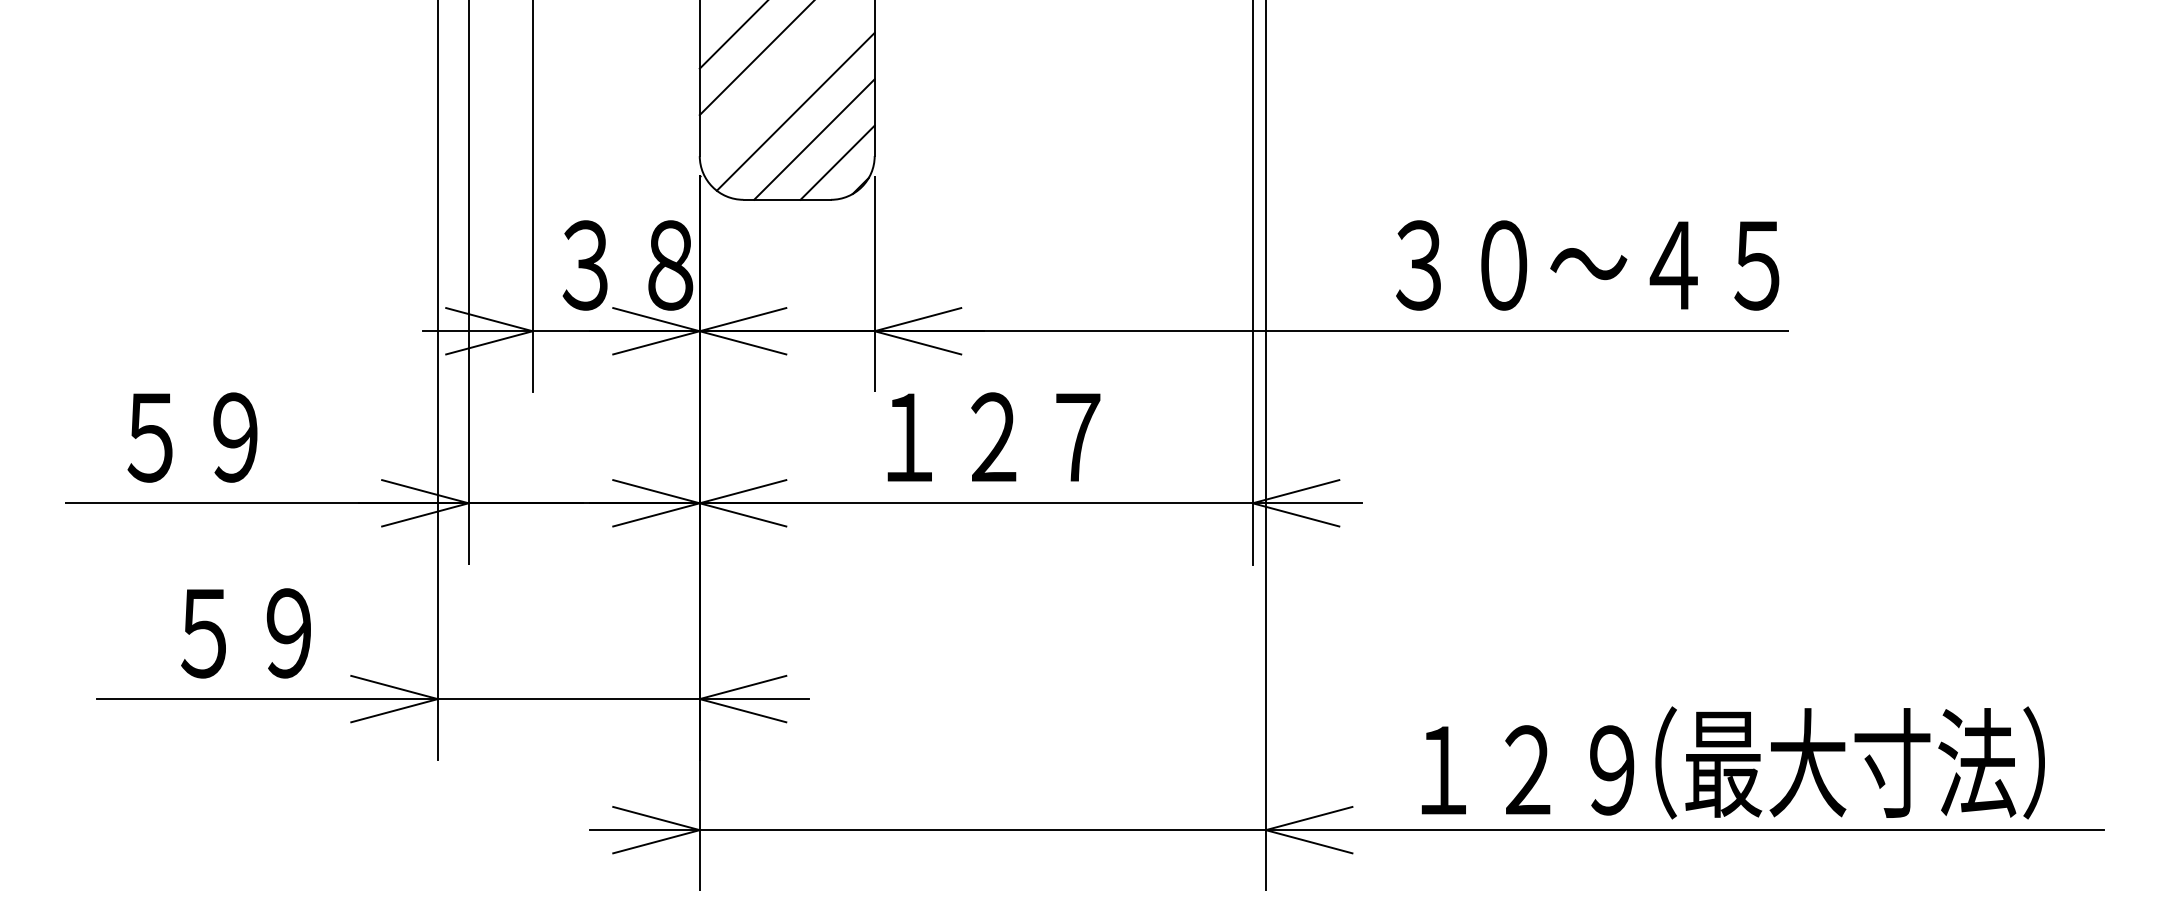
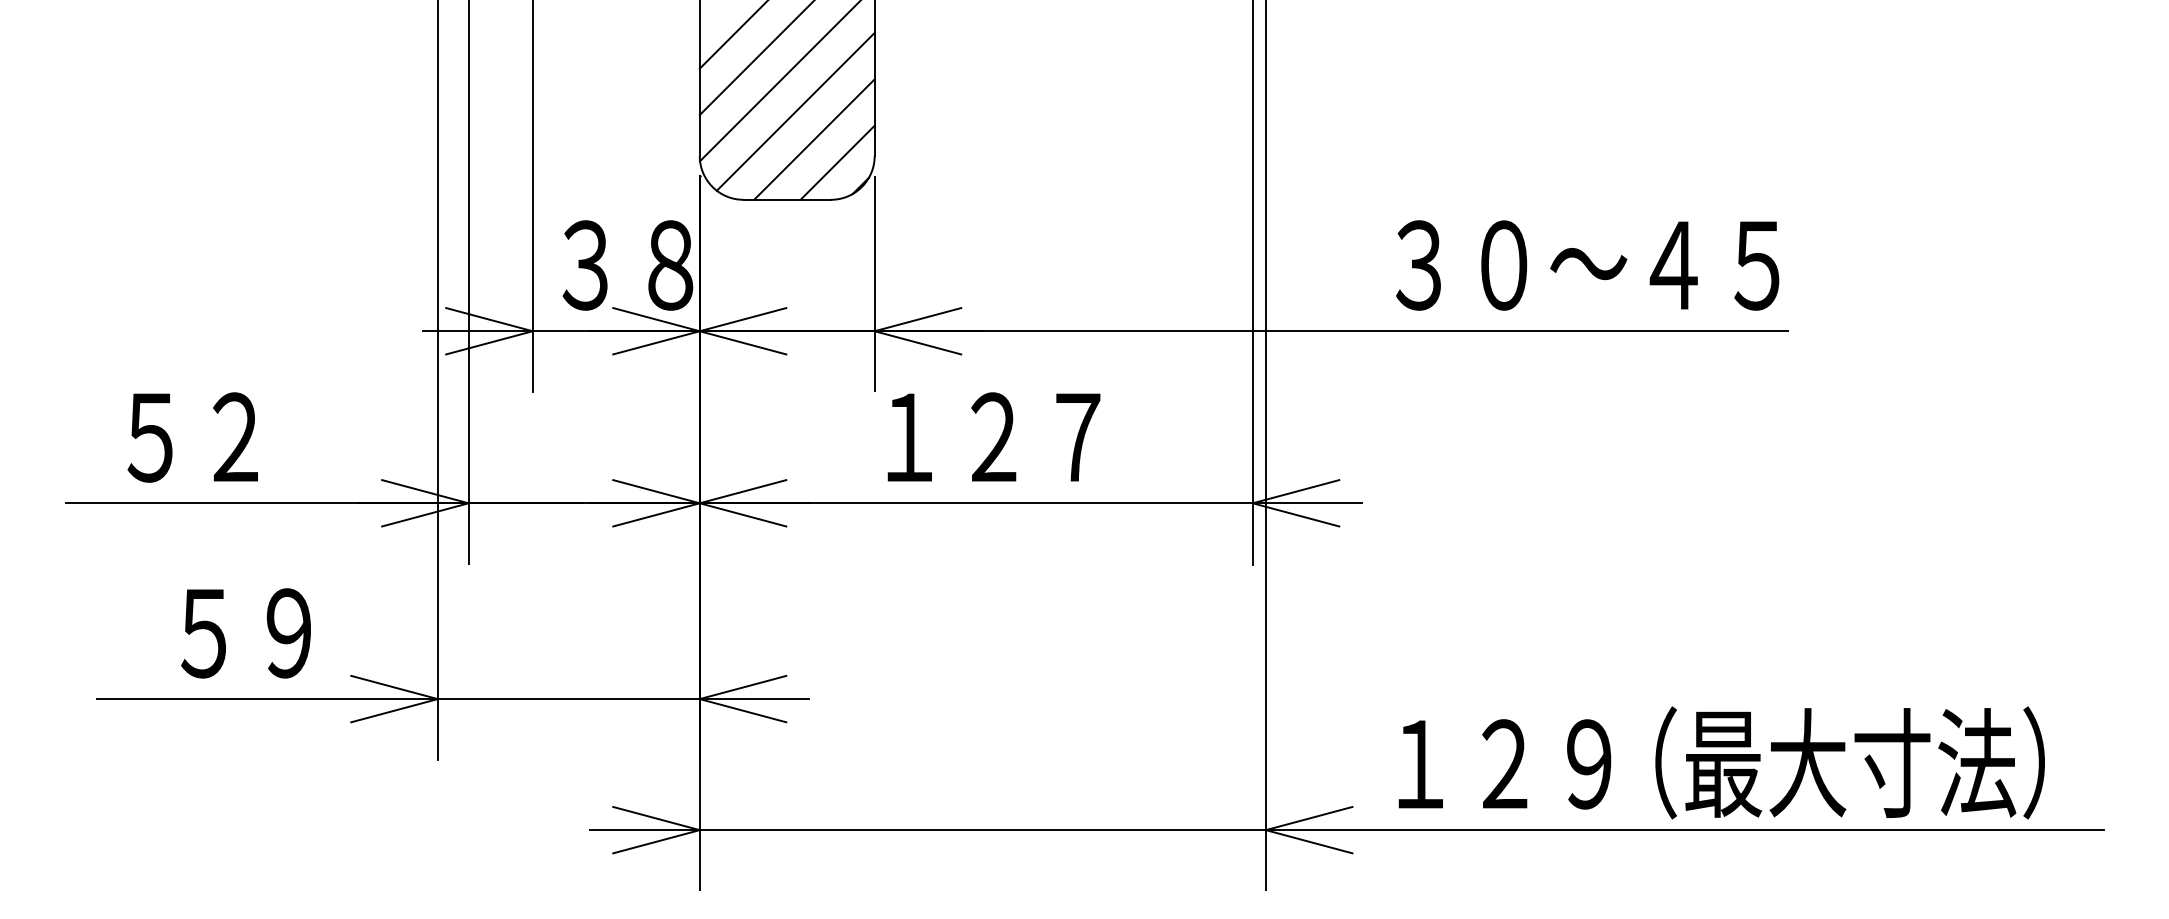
line: none -> present (779, 81)
text: ５９ -> ５２ (235, 437)
text position: (1527, 770) -> (1504, 764) (1504, 764)
